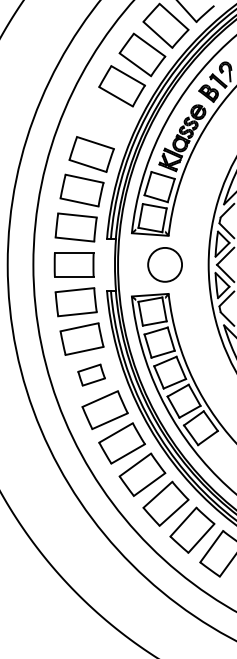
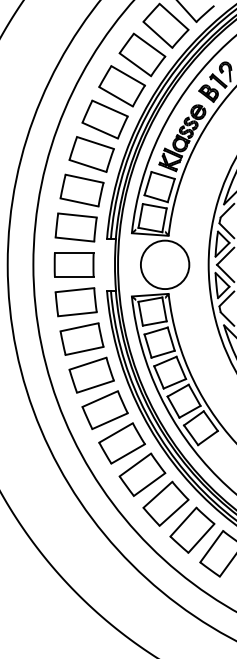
part: none -> present (104, 119)
circle diameter: 34 px -> 48 px (164, 264)
part size: 29x24 px -> 47x38 px (91, 374)
